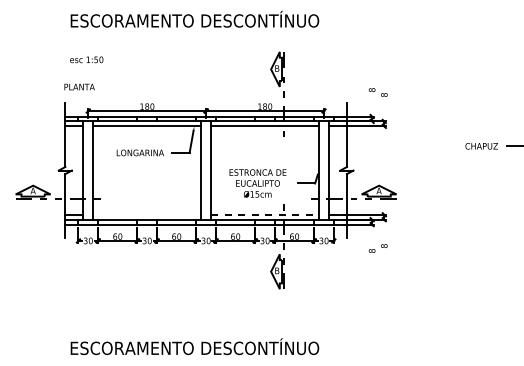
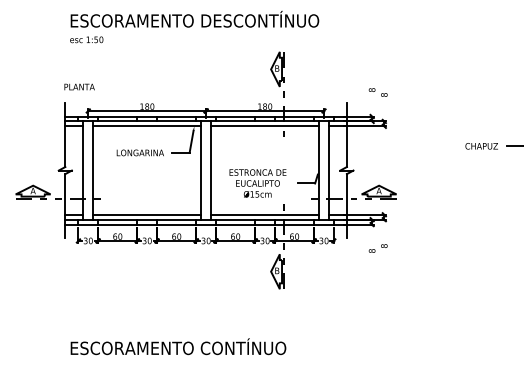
text position: (86, 59) -> (86, 39) (86, 39)
line: none -> present (147, 214)
line: dashed -> solid (265, 214)
text: ESCORAMENTO DESCONTÍNUO -> ESCORAMENTO CONTÍNUO (259, 346)
